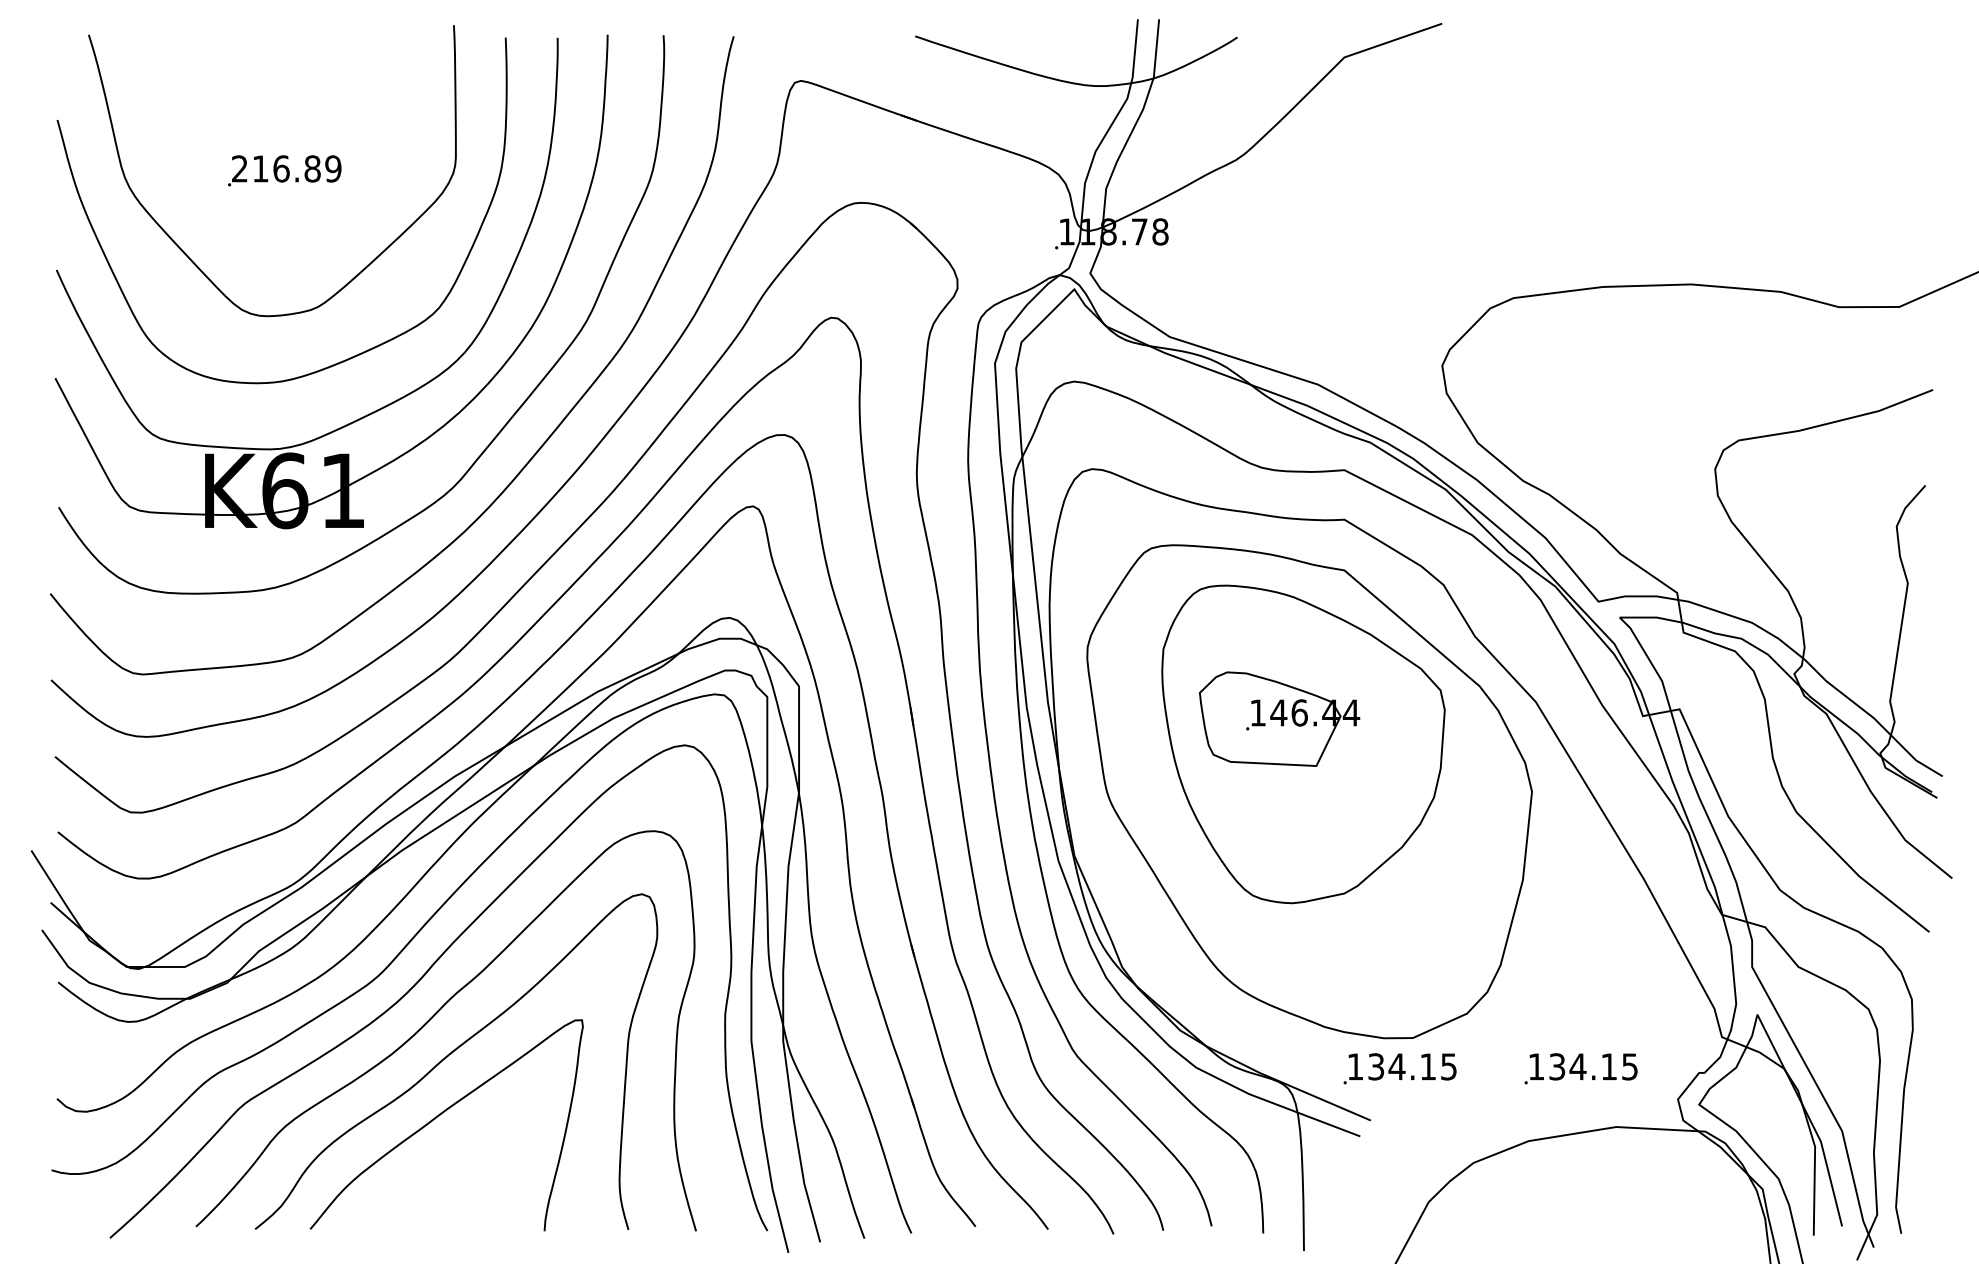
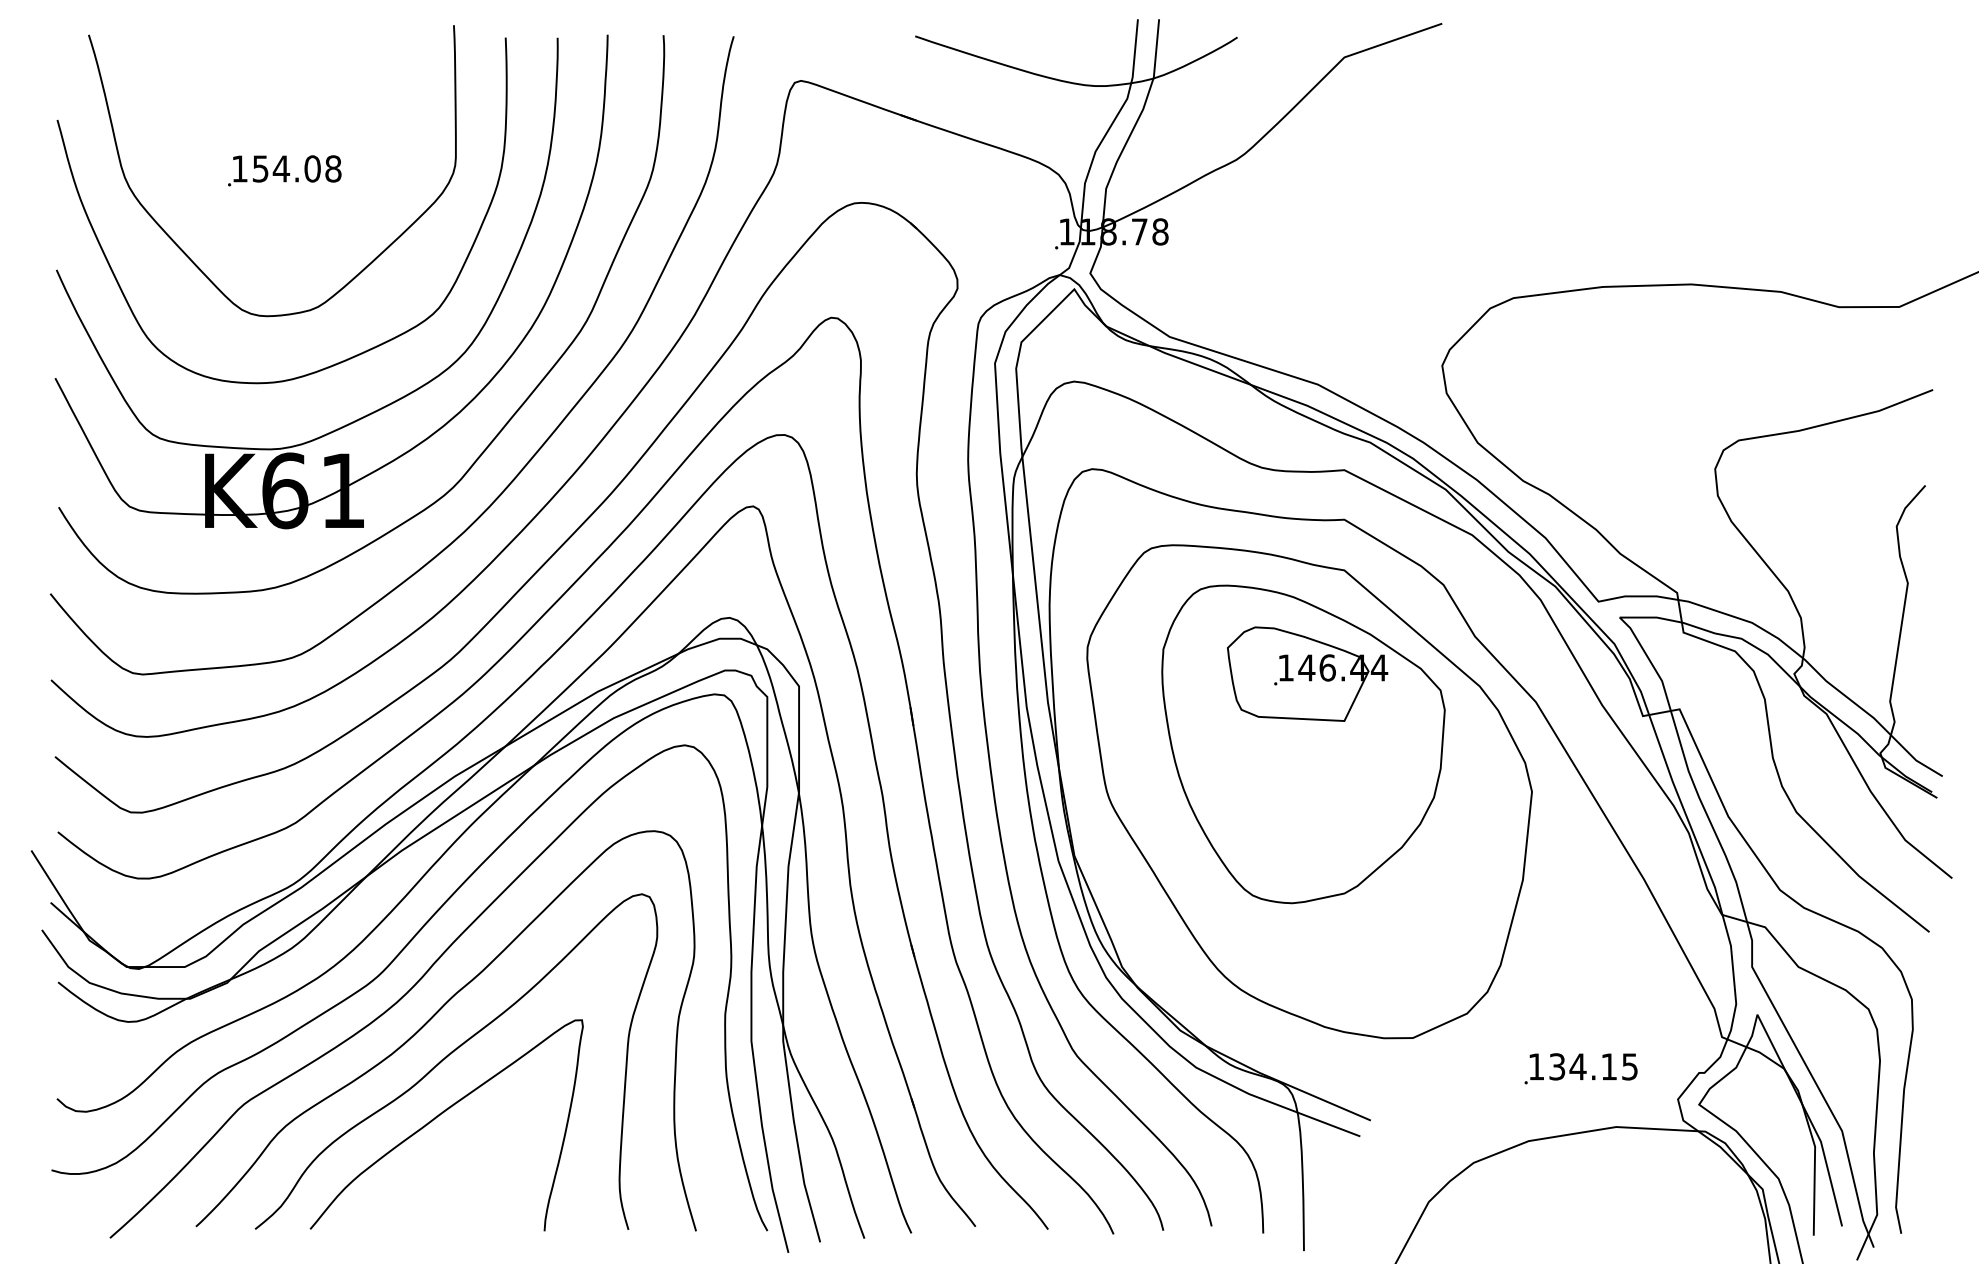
text: 216.89 -> 154.08 (286, 168)
part position: (1279, 718) -> (1307, 673) (1307, 673)
part: present -> none (1399, 1068)
